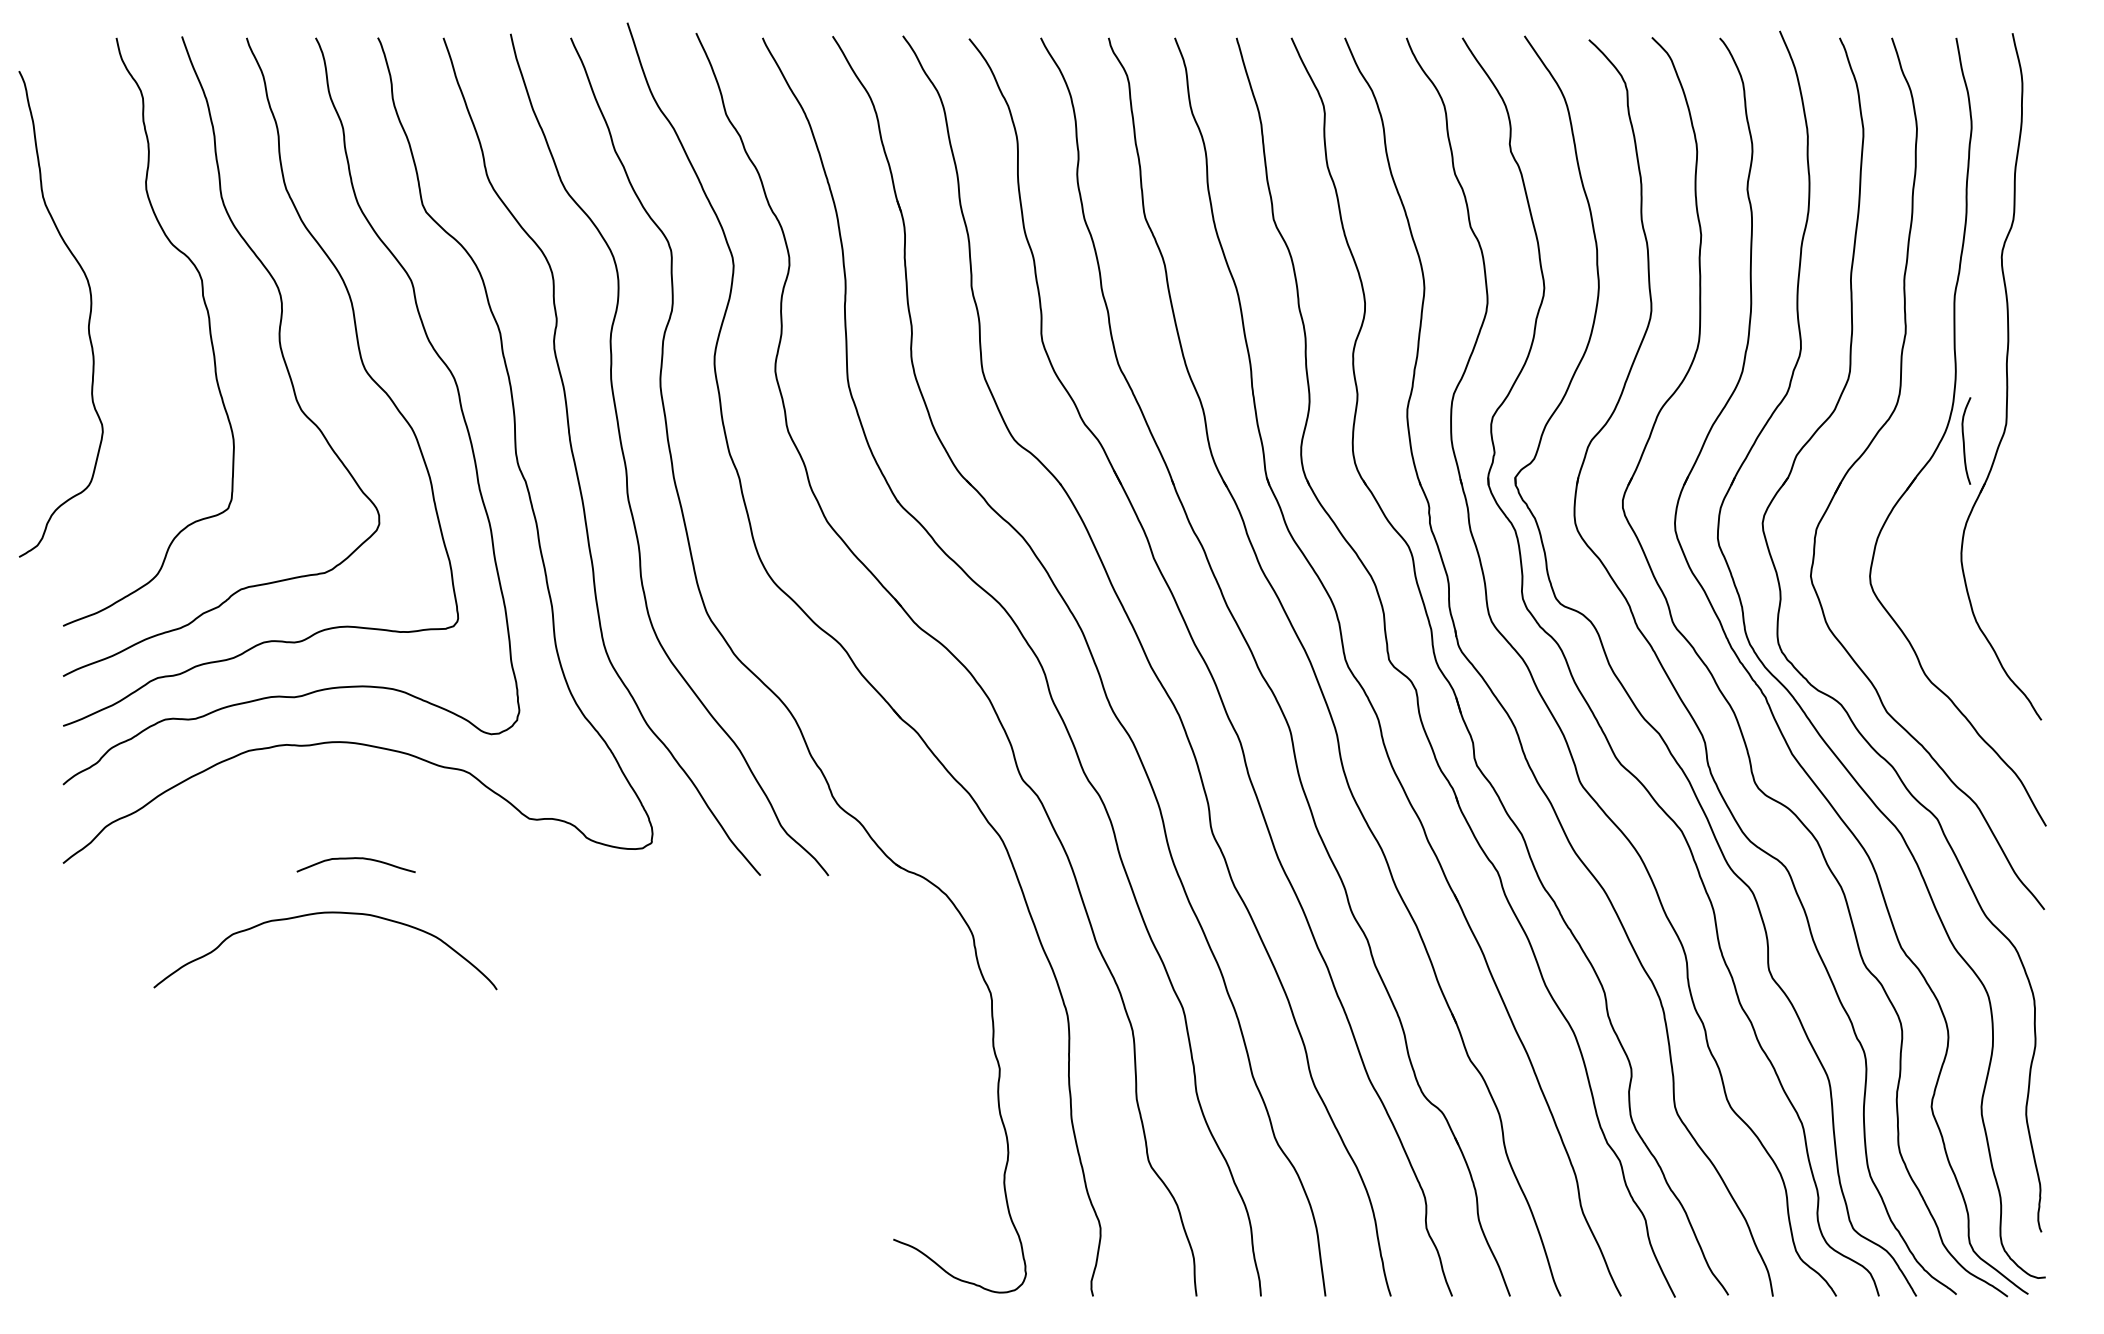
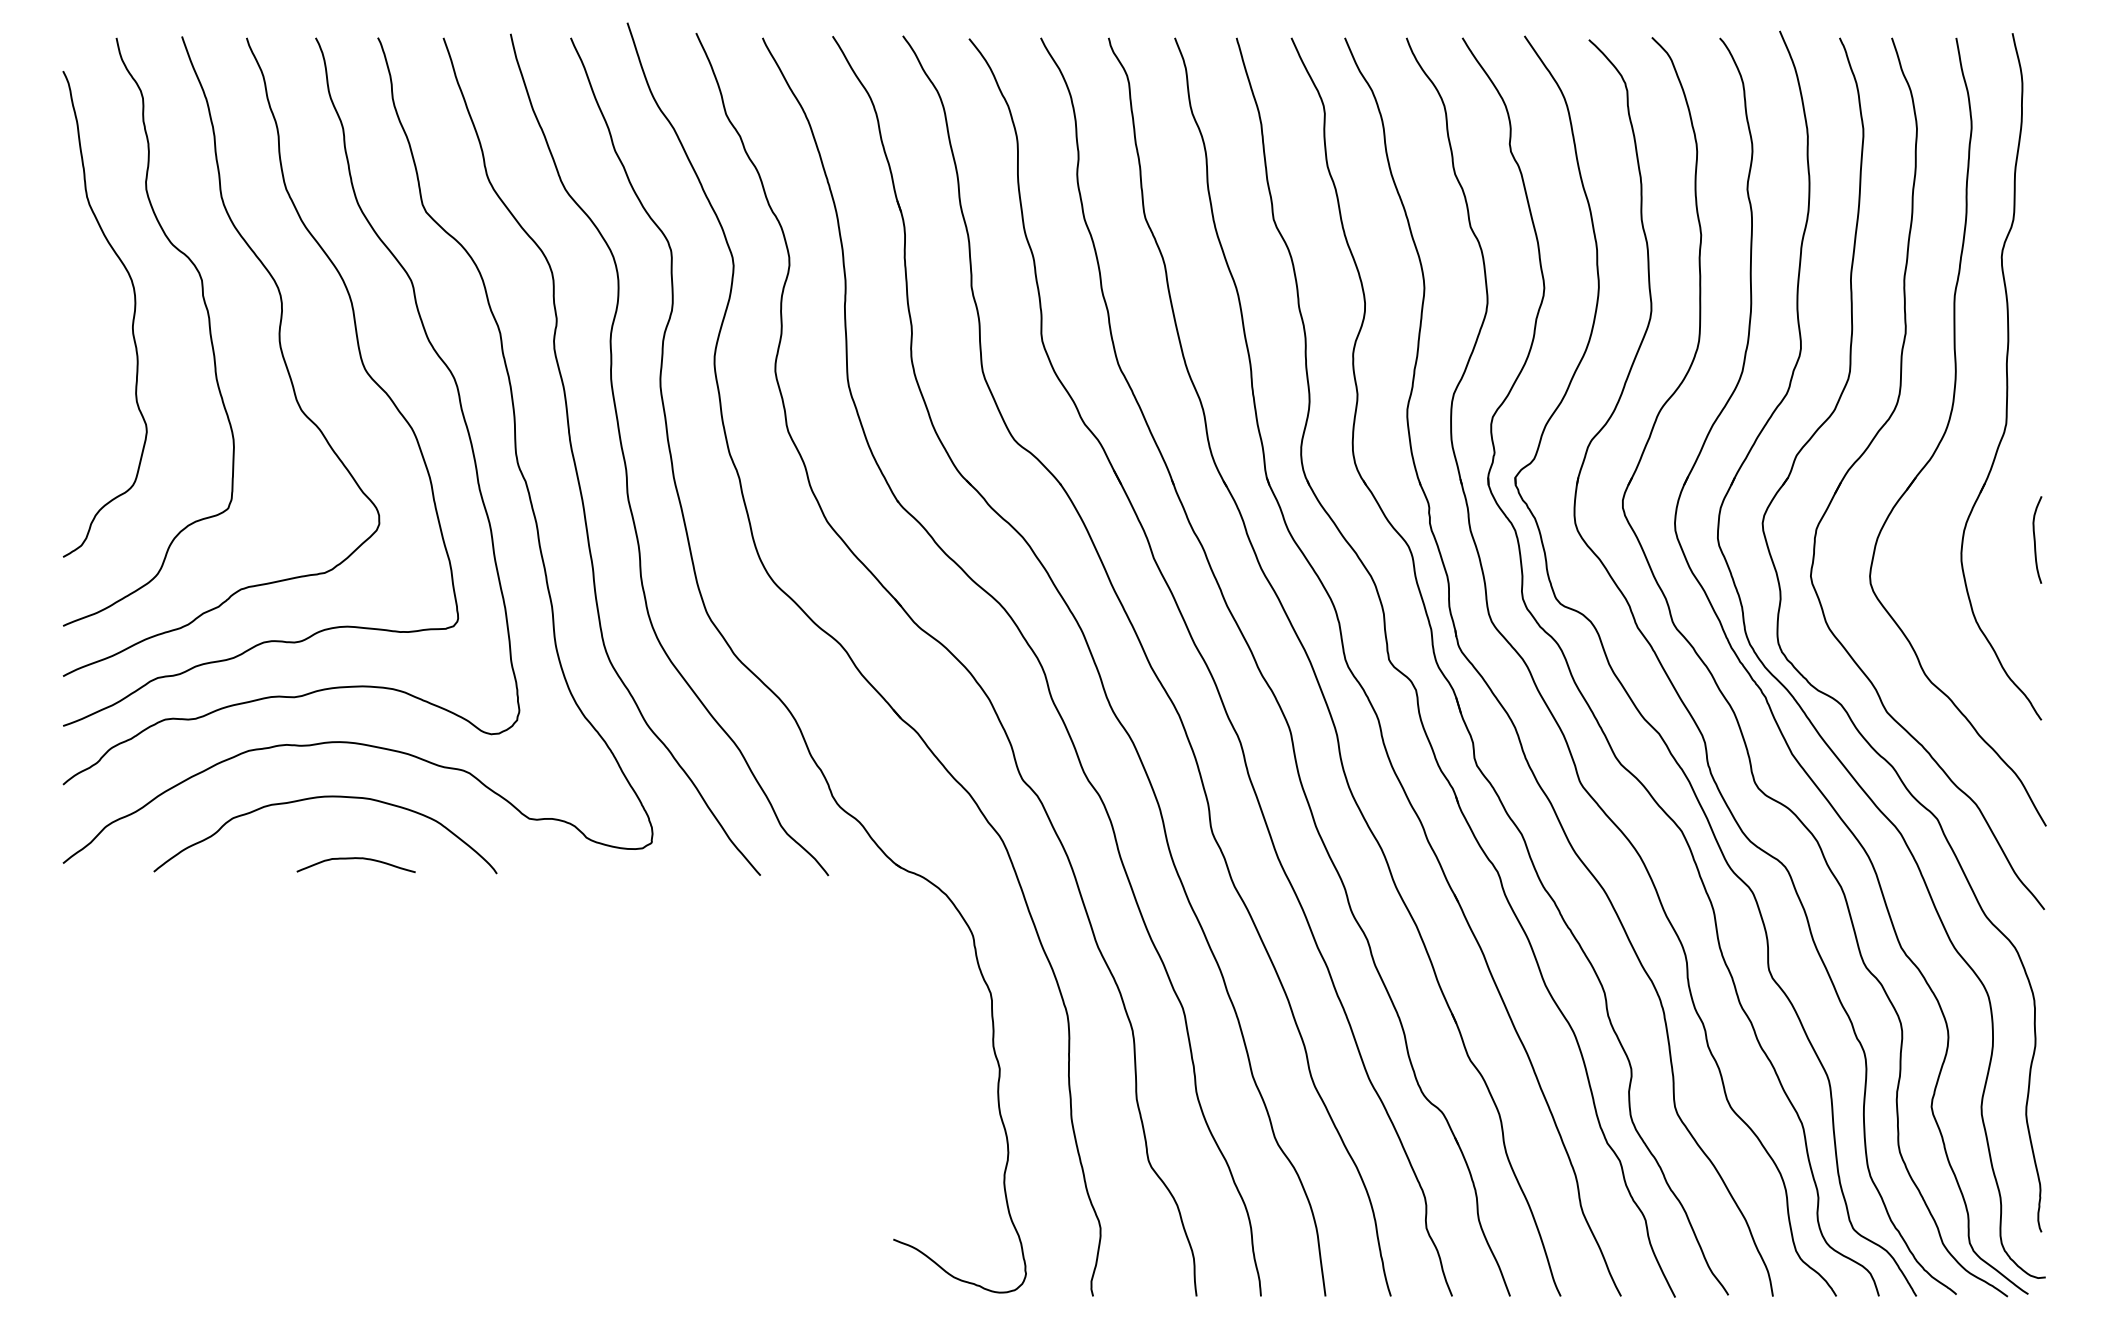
curve position: (88, 319) -> (132, 319) (132, 319)
curve position: (1964, 440) -> (2035, 539) (2035, 539)
curve position: (318, 914) -> (318, 798) (318, 798)
